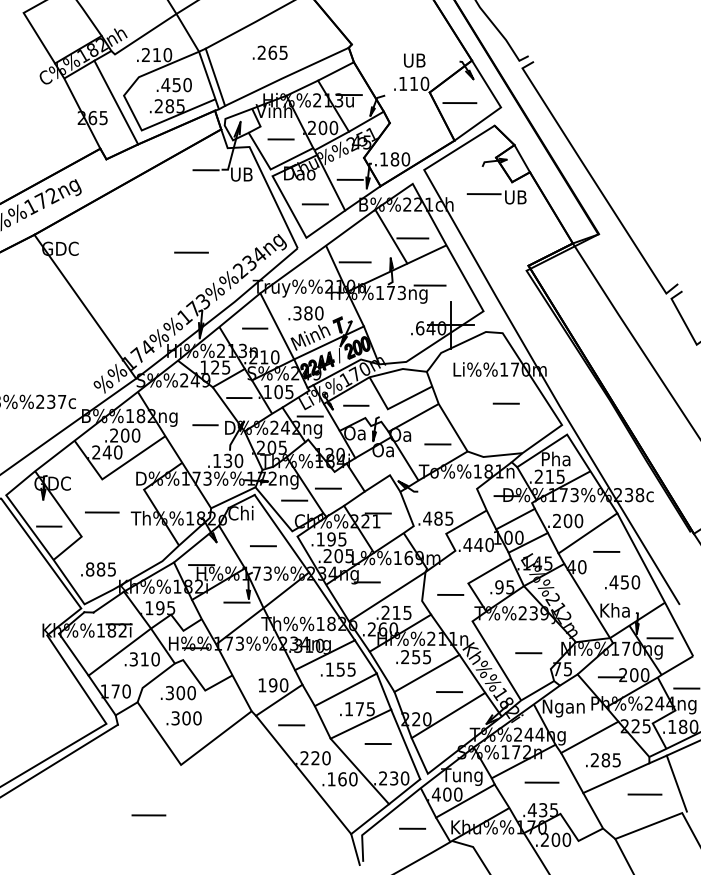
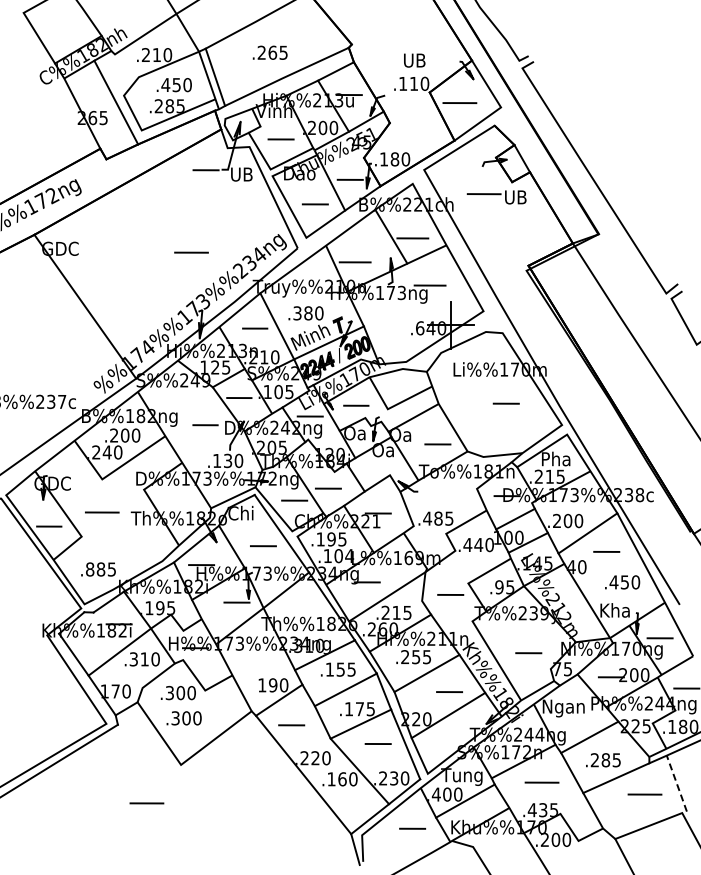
text: .205 -> .104 (338, 556)
line: solid -> dashed (676, 783)
line position: (148, 815) -> (146, 803) (146, 803)
